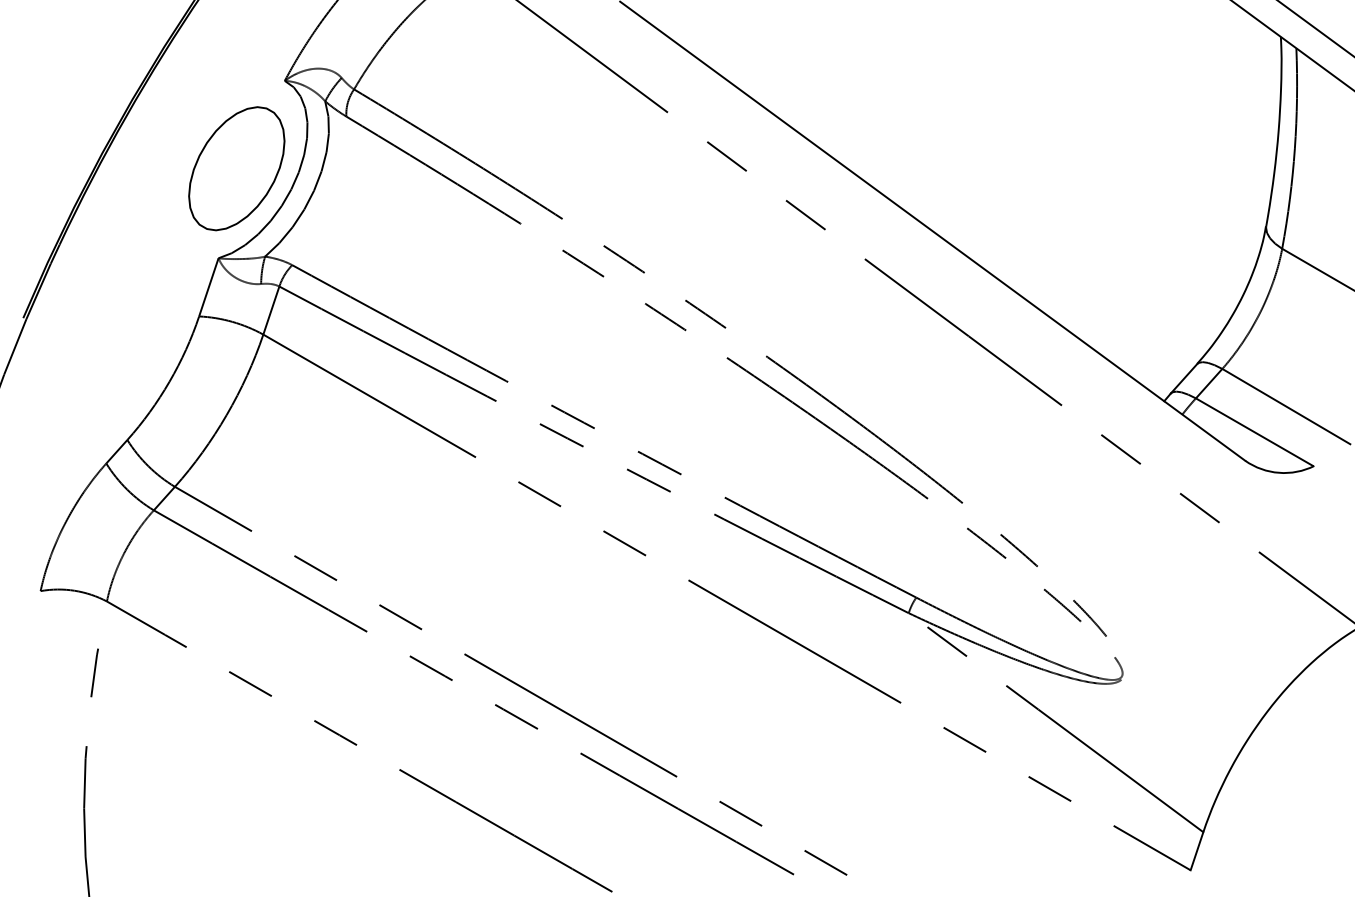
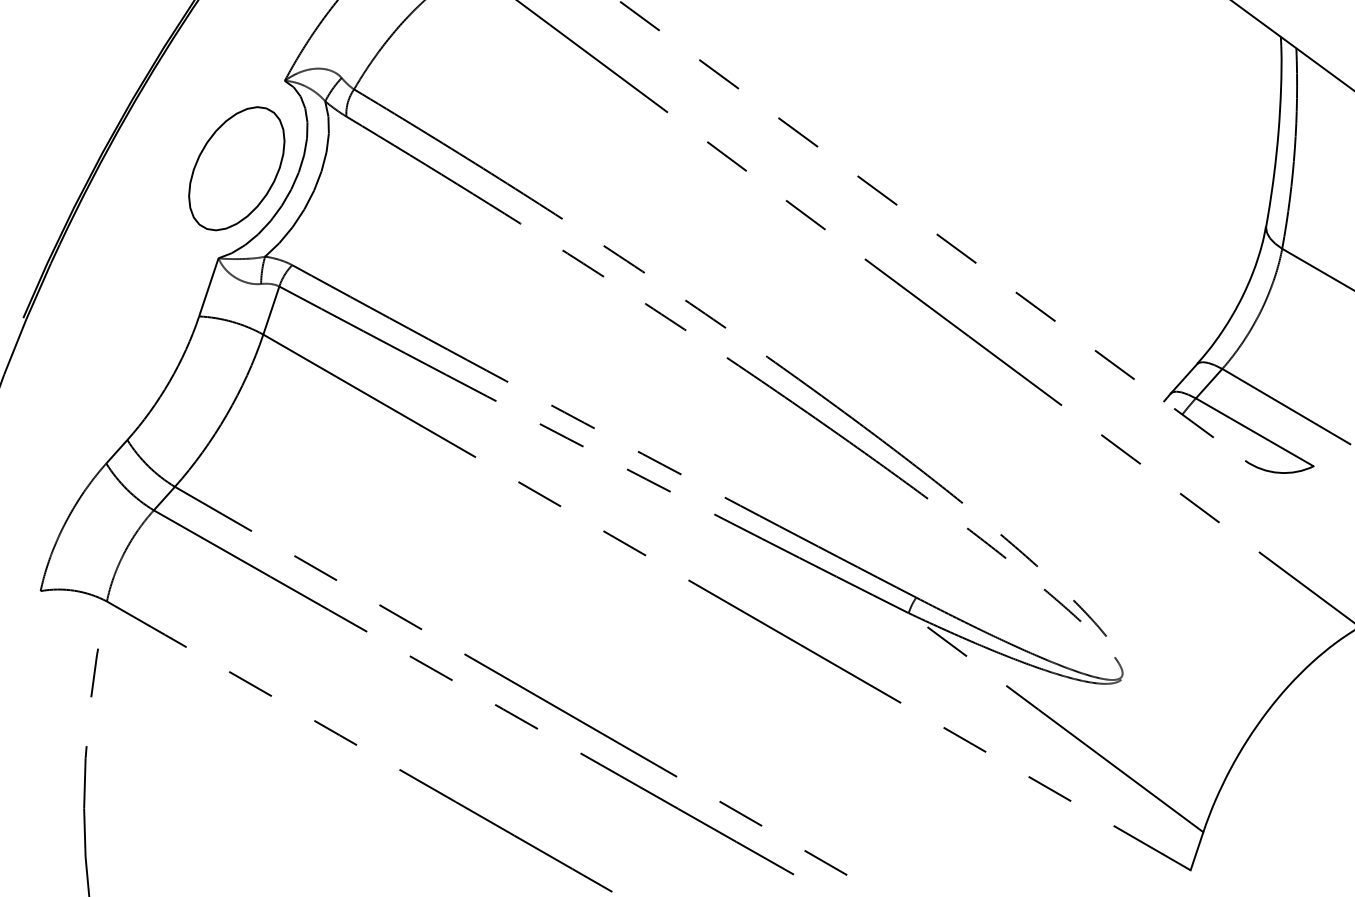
line: present -> none (1315, 28)
line: solid -> dashed (932, 231)
